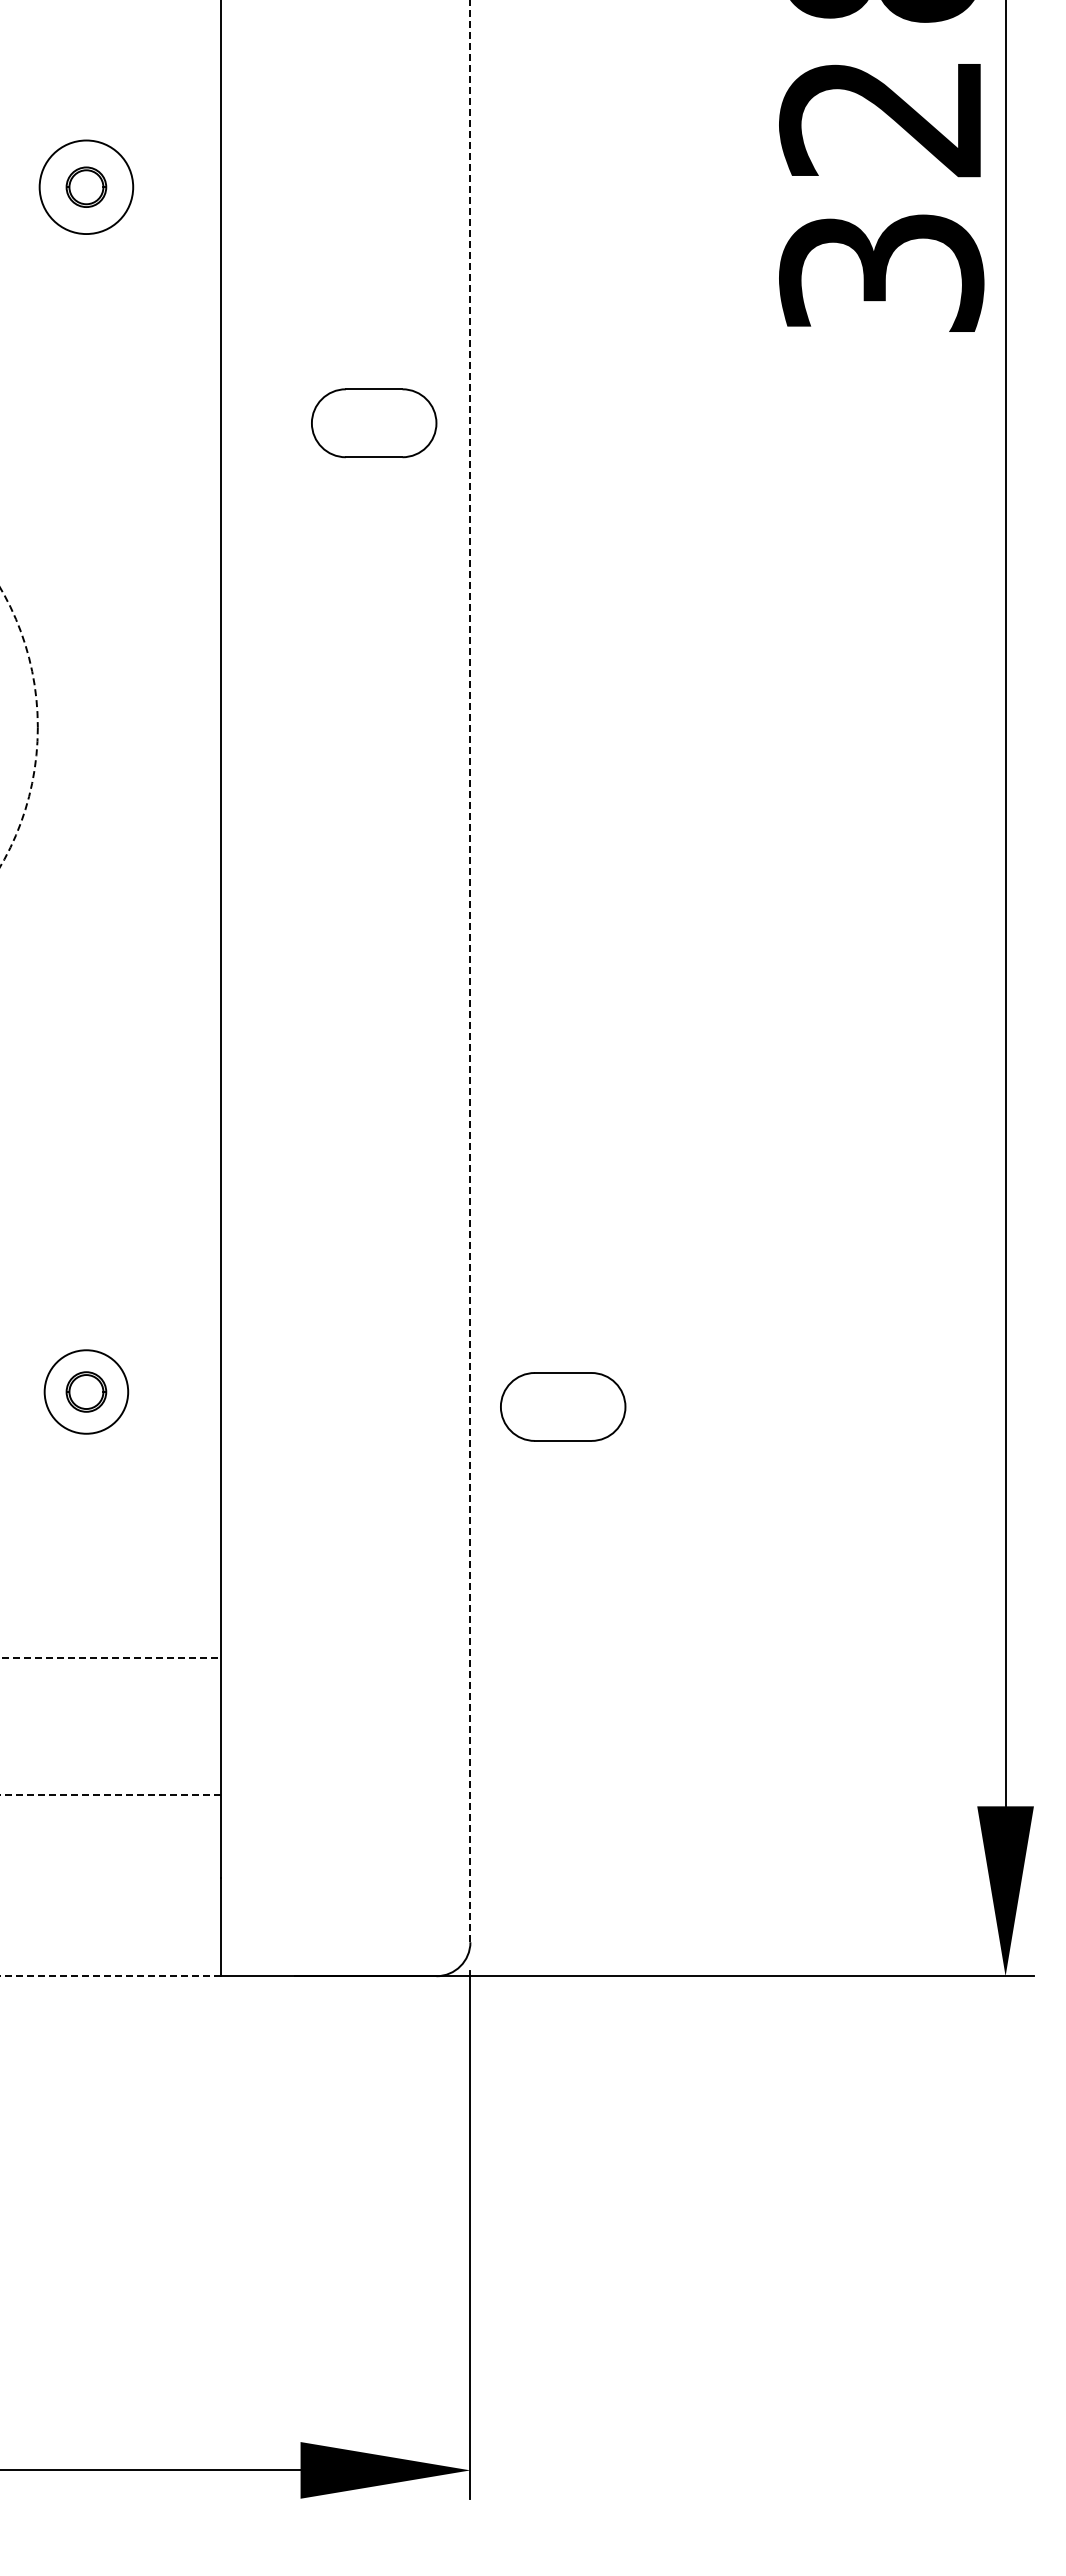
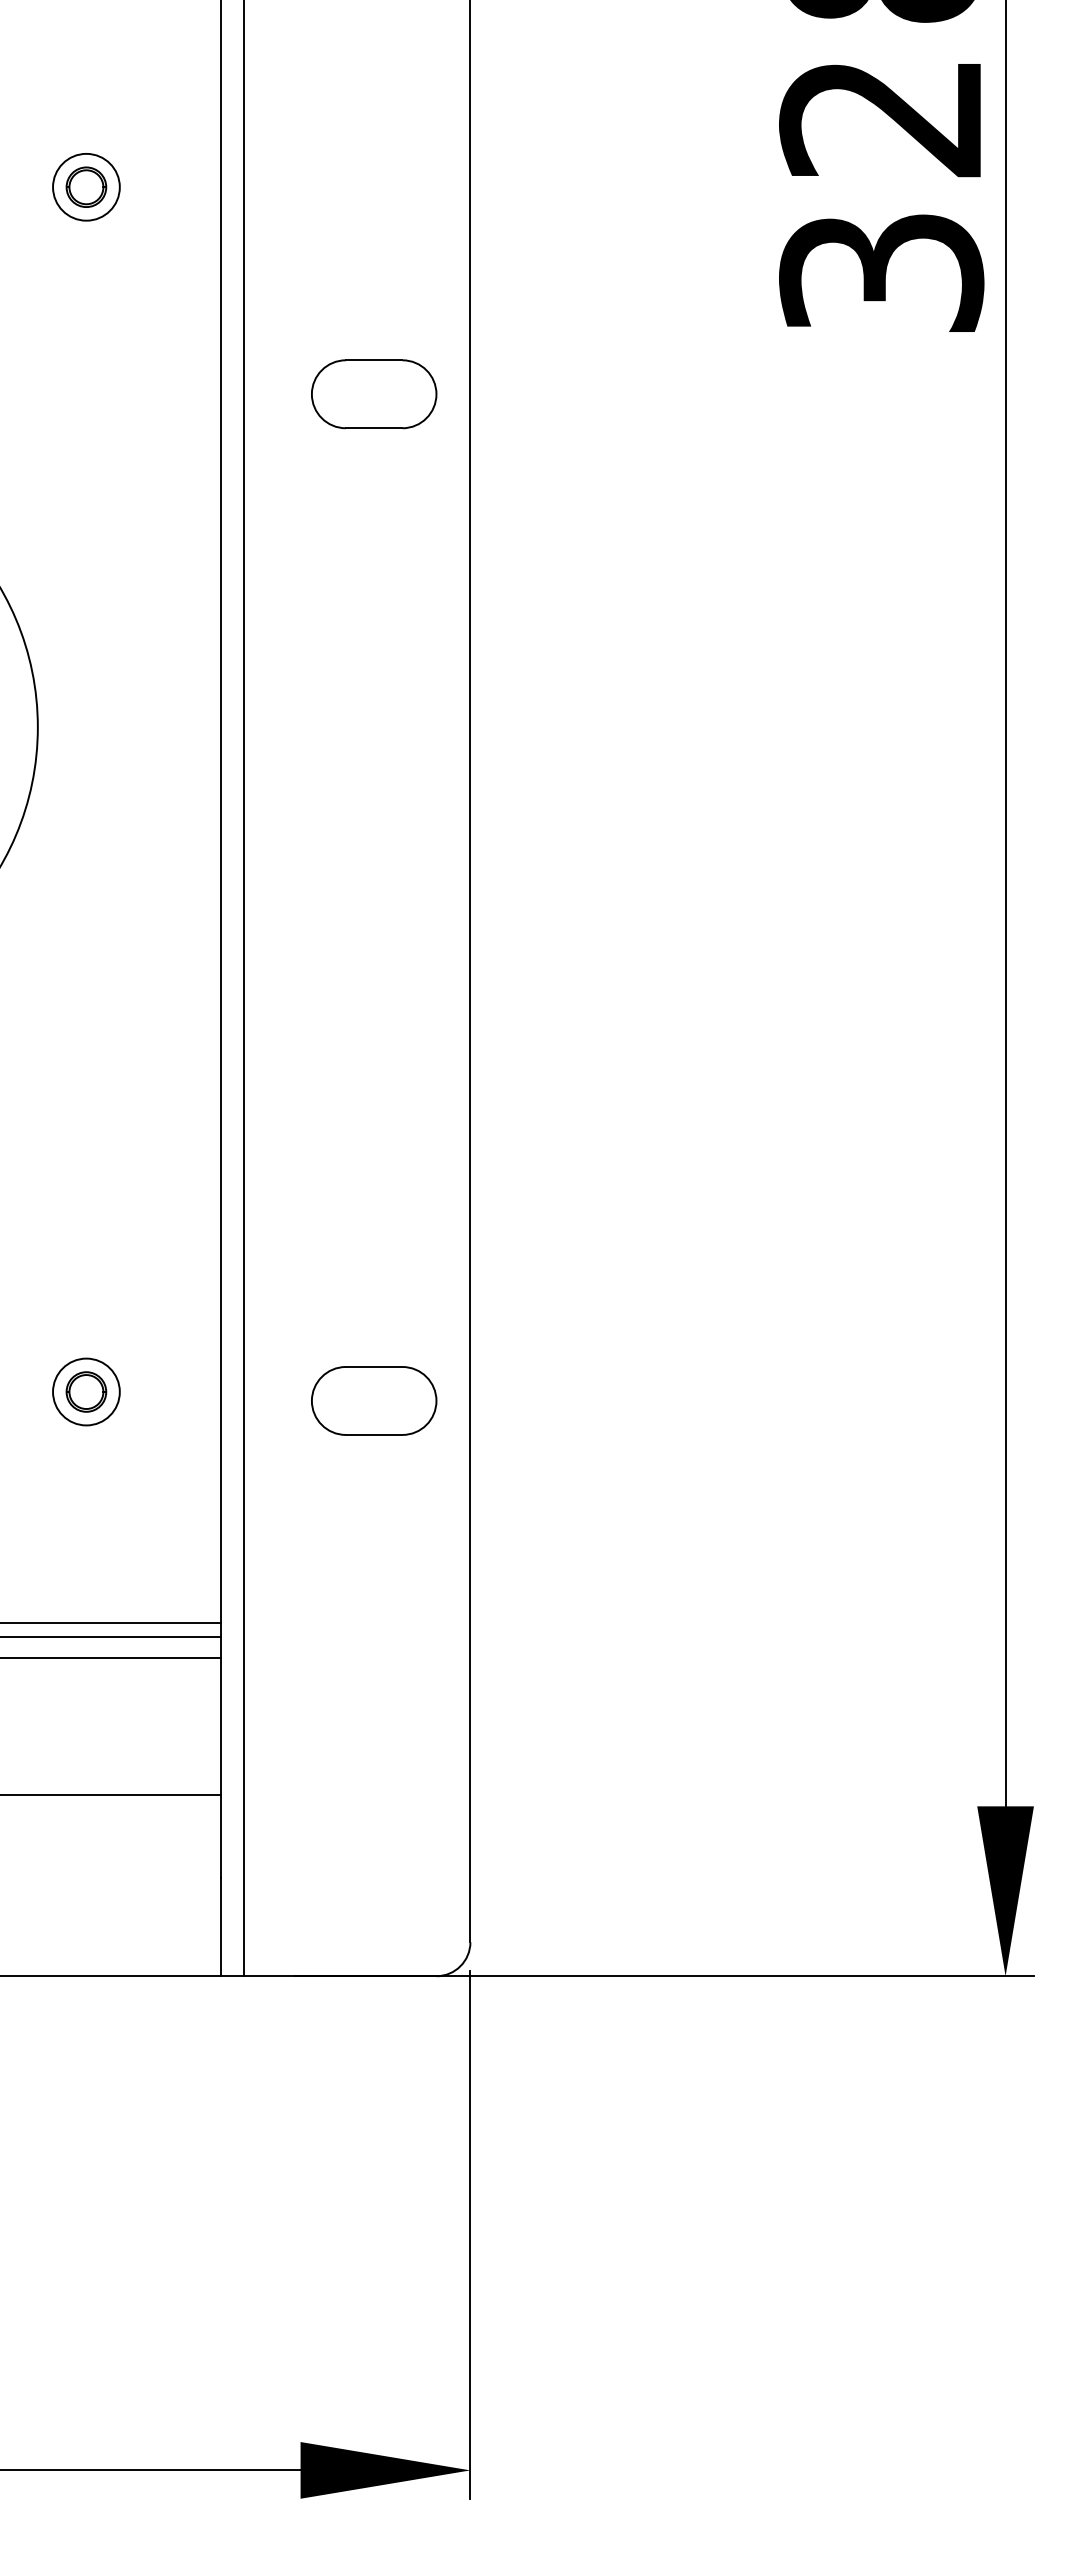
circle diameter: 94 px -> 67 px (86, 186)
part position: (374, 423) -> (374, 394) (374, 394)
circle: dashed -> solid (18, 727)
line: dashed -> solid (470, 971)
line: none -> present (243, 989)
circle diameter: 84 px -> 67 px (86, 1391)
part position: (563, 1406) -> (374, 1400) (374, 1400)
line: none -> present (111, 1623)
line: none -> present (111, 1636)
line: dashed -> solid (111, 1658)
line: dashed -> solid (110, 1794)
line: dashed -> solid (110, 1976)
